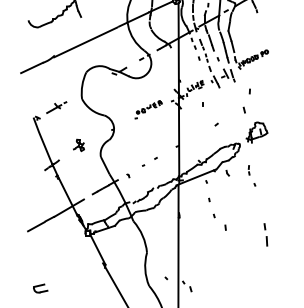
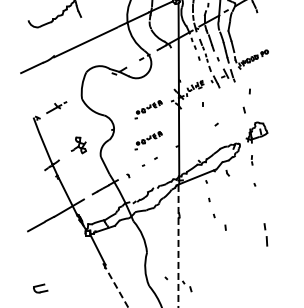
part: none -> present (148, 140)
part size: 12x15 px -> 17x19 px (78, 145)
part position: (248, 170) -> (251, 160) (251, 160)
line: solid -> dashed (178, 246)
line: solid -> dashed (115, 285)
